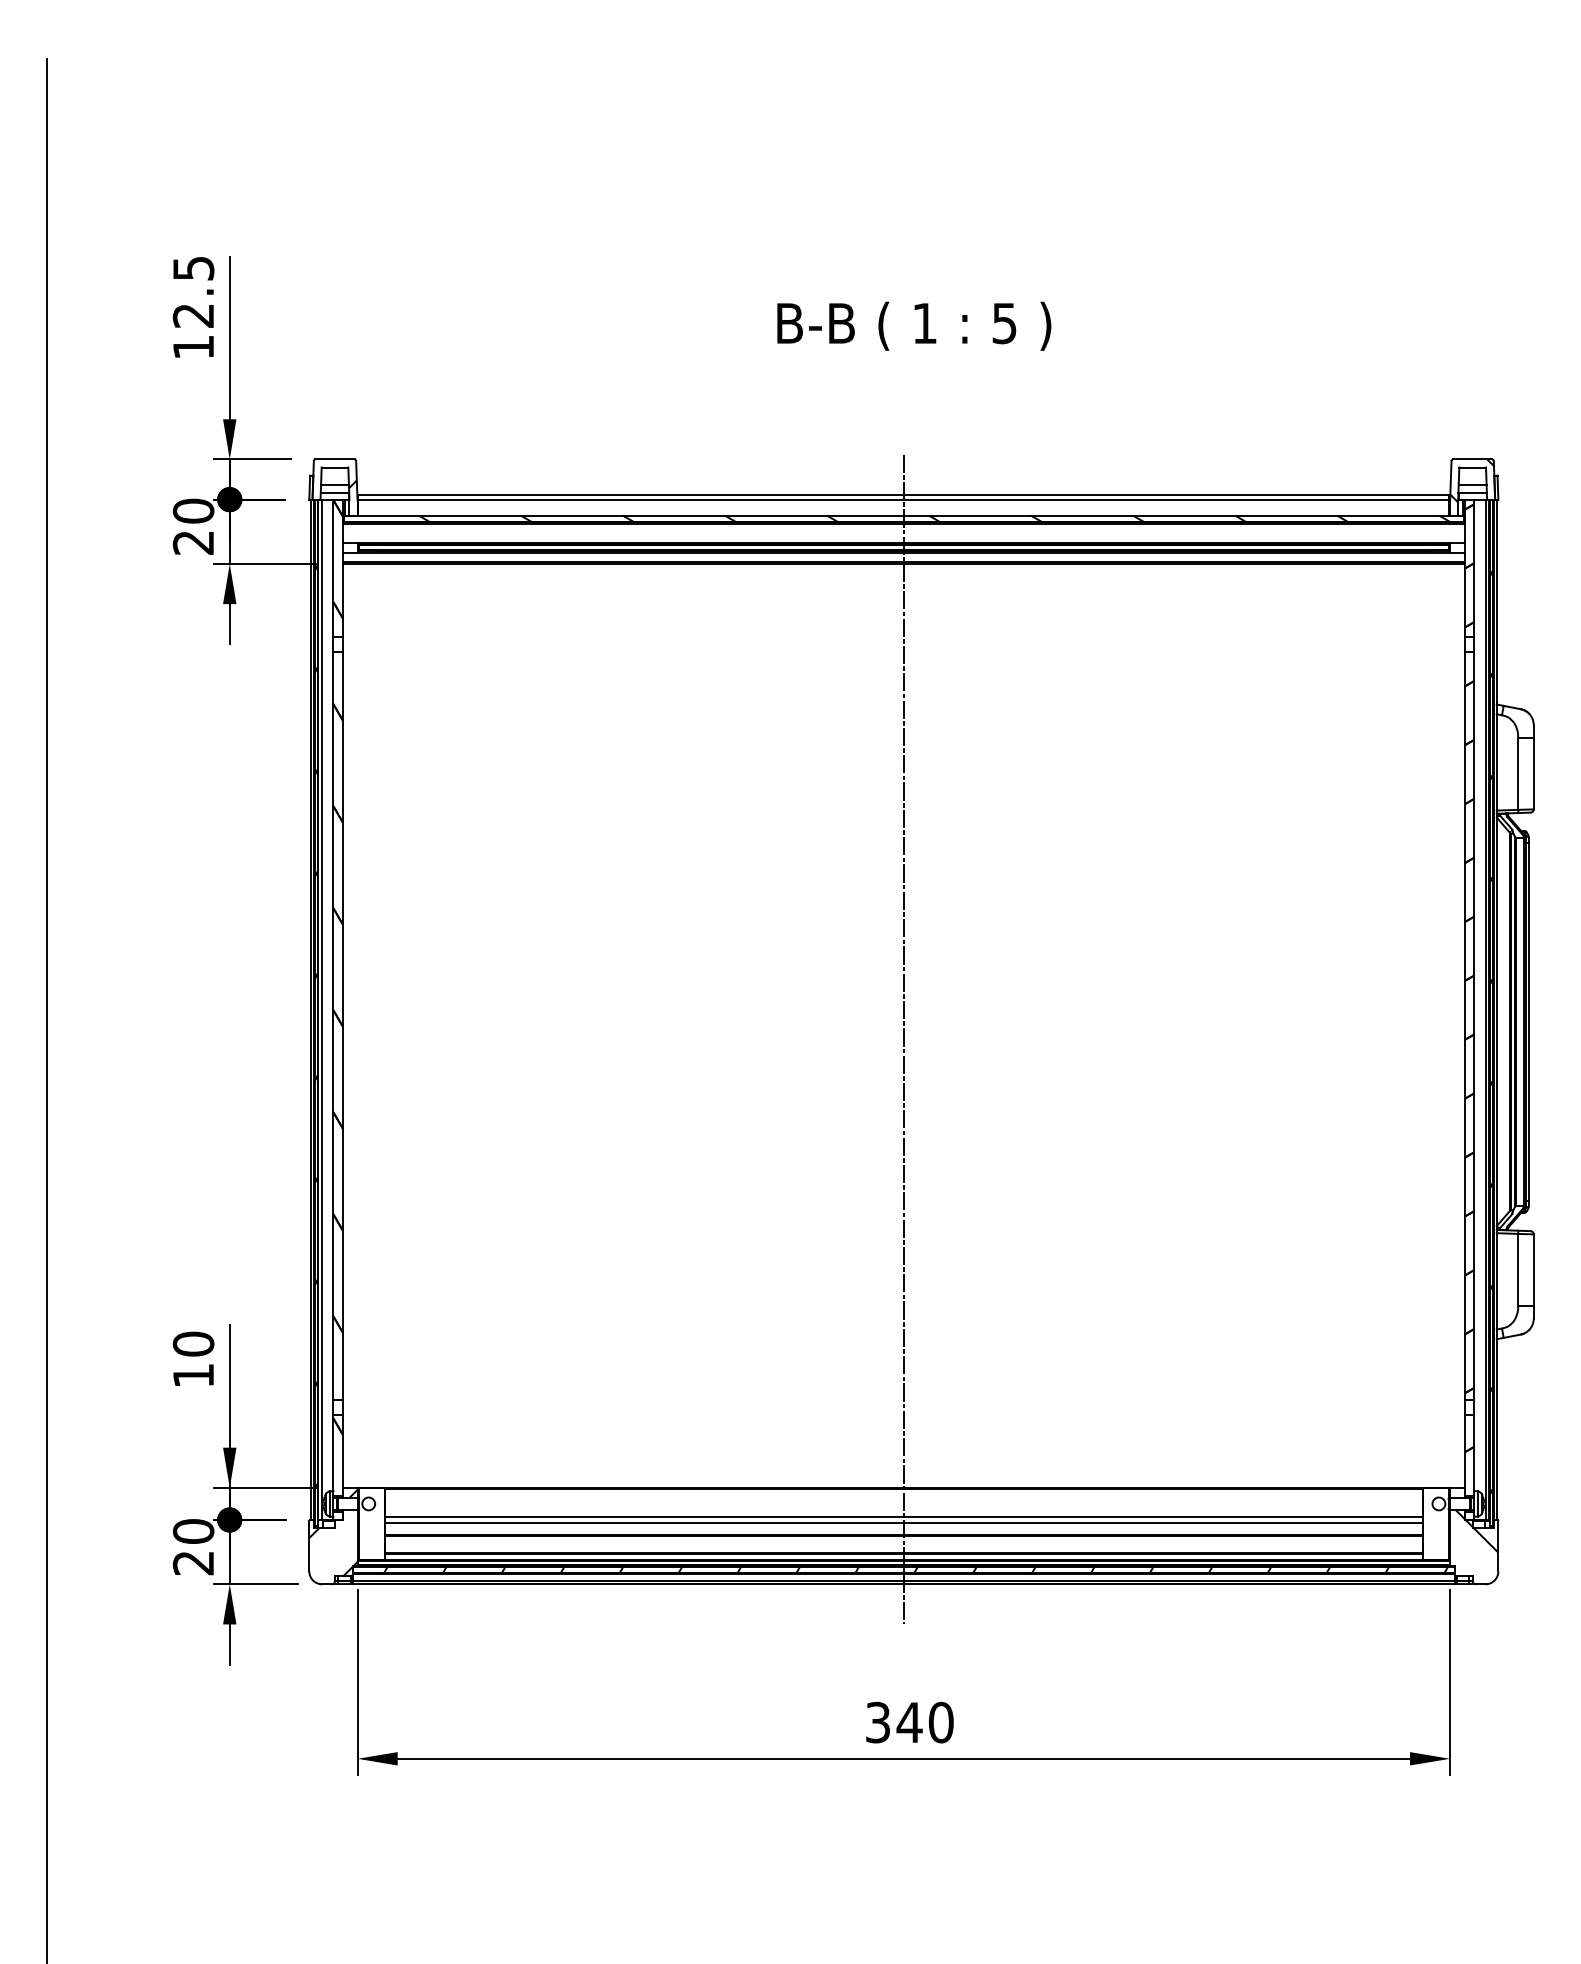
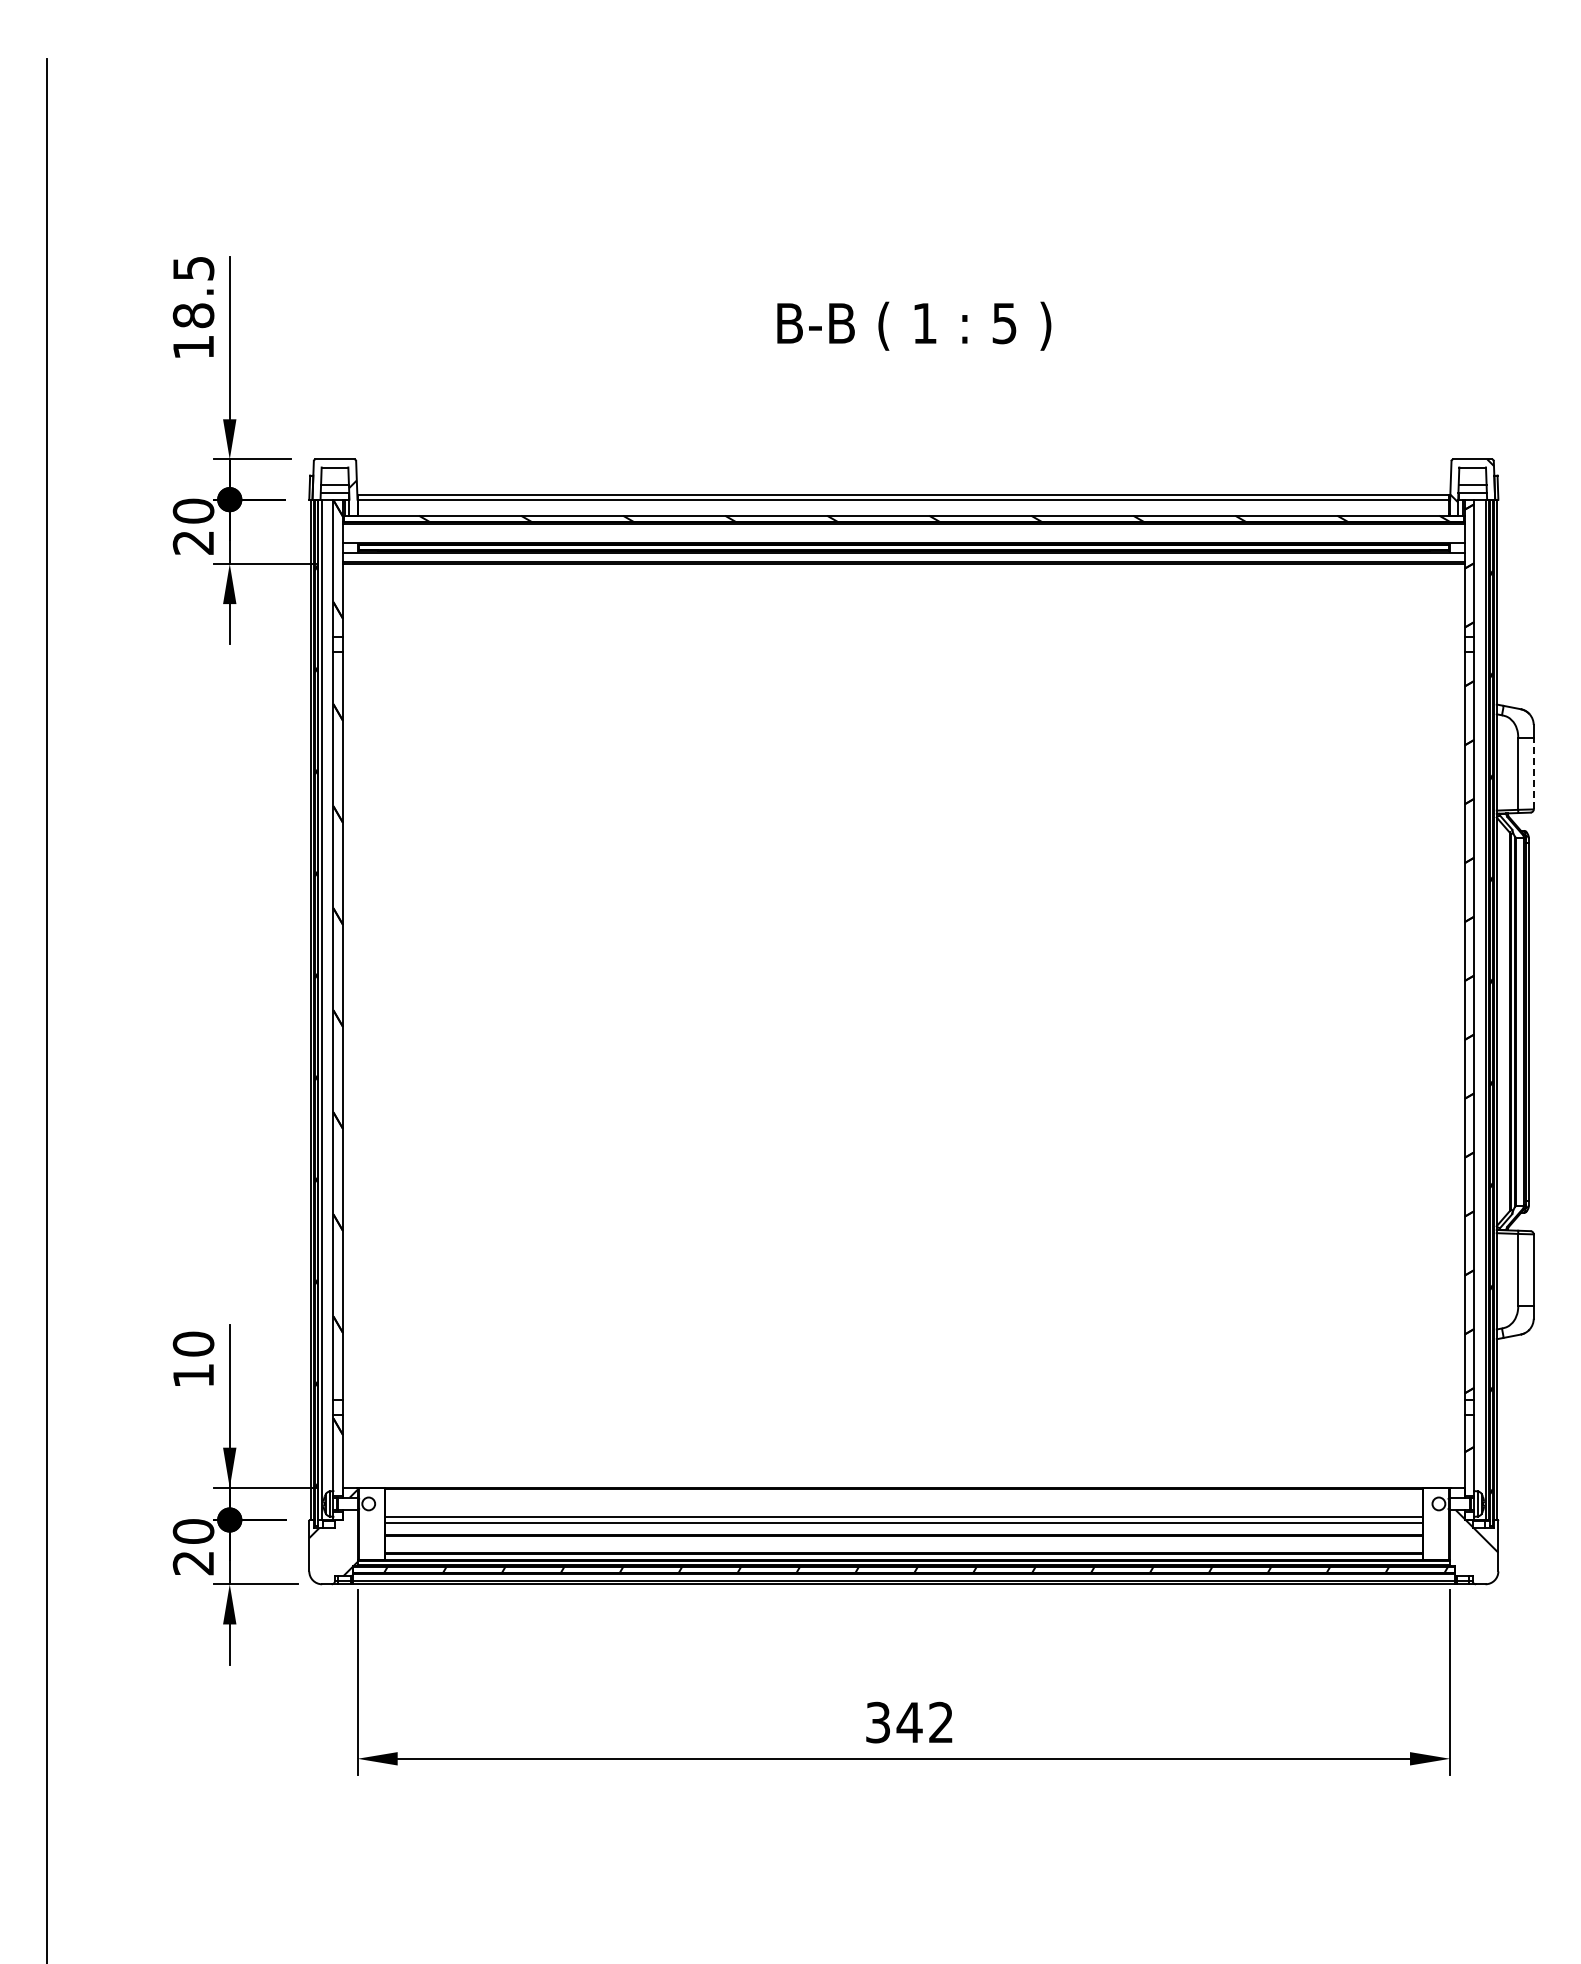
text: 12.5 -> 18.5 (193, 315)
line: solid -> dashed (1533, 773)
line: present -> none (903, 1039)
text: 340 -> 342 (940, 1722)
